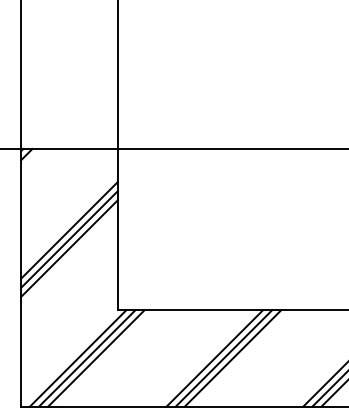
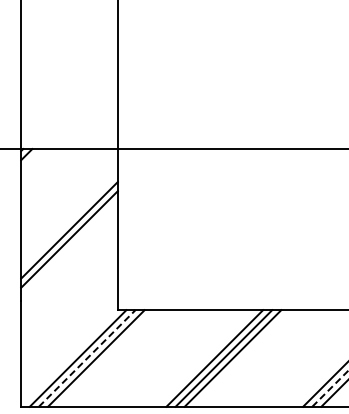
line: present -> none (69, 248)
line: solid -> dashed (87, 358)
line: solid -> dashed (330, 388)
